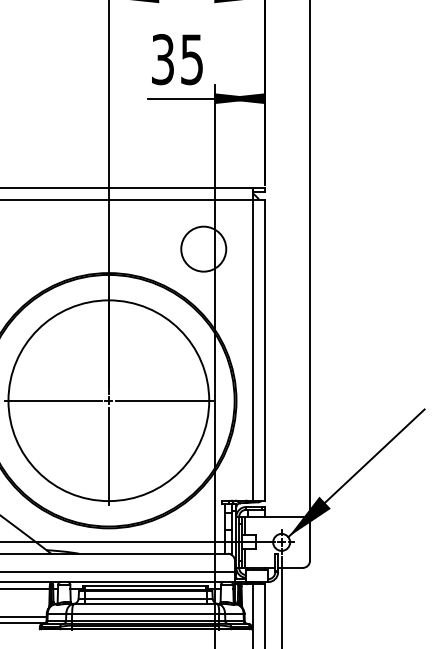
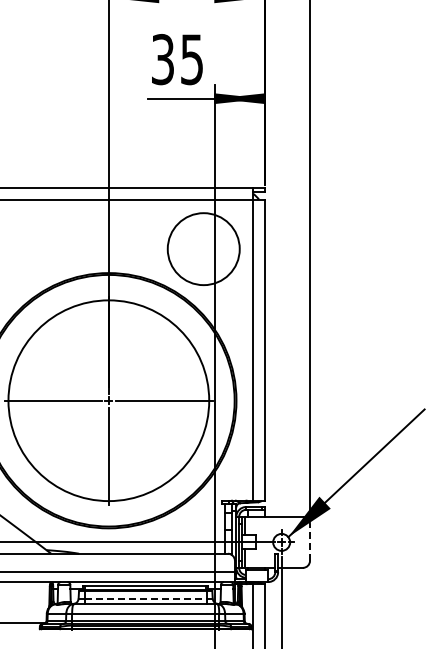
circle diameter: 45 px -> 72 px (203, 249)
line: solid -> dashed (310, 541)
line: present -> none (25, 589)
line: solid -> dashed (145, 598)
line: present -> none (24, 616)
